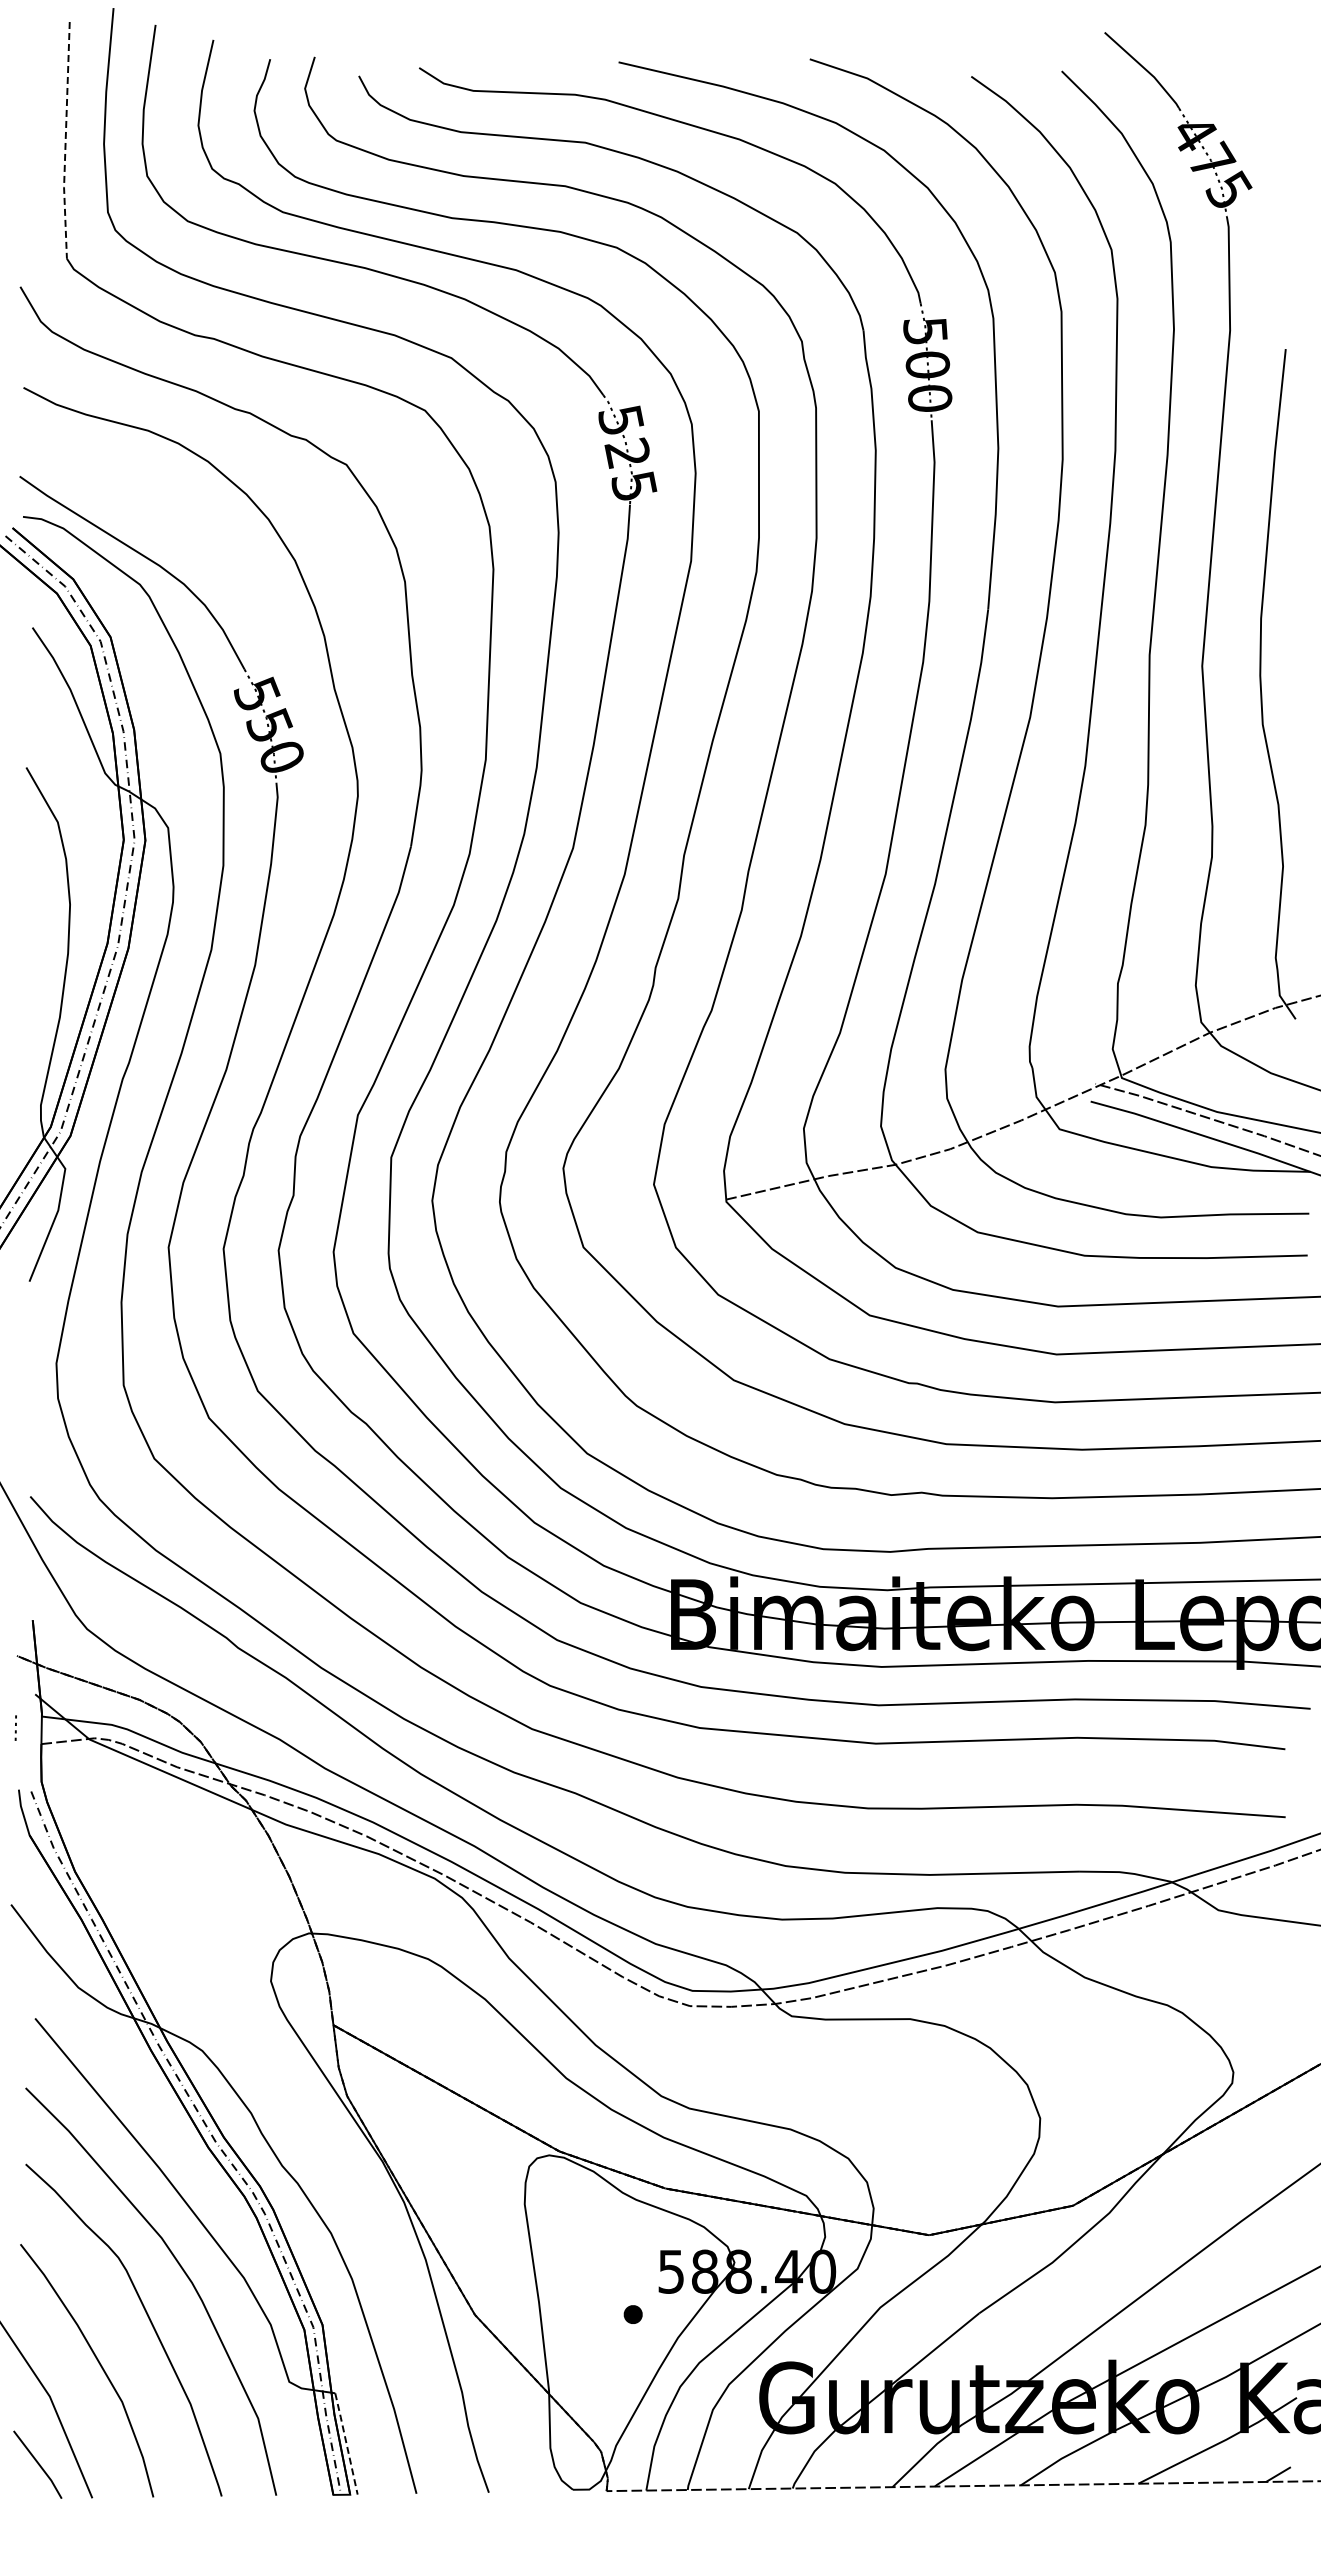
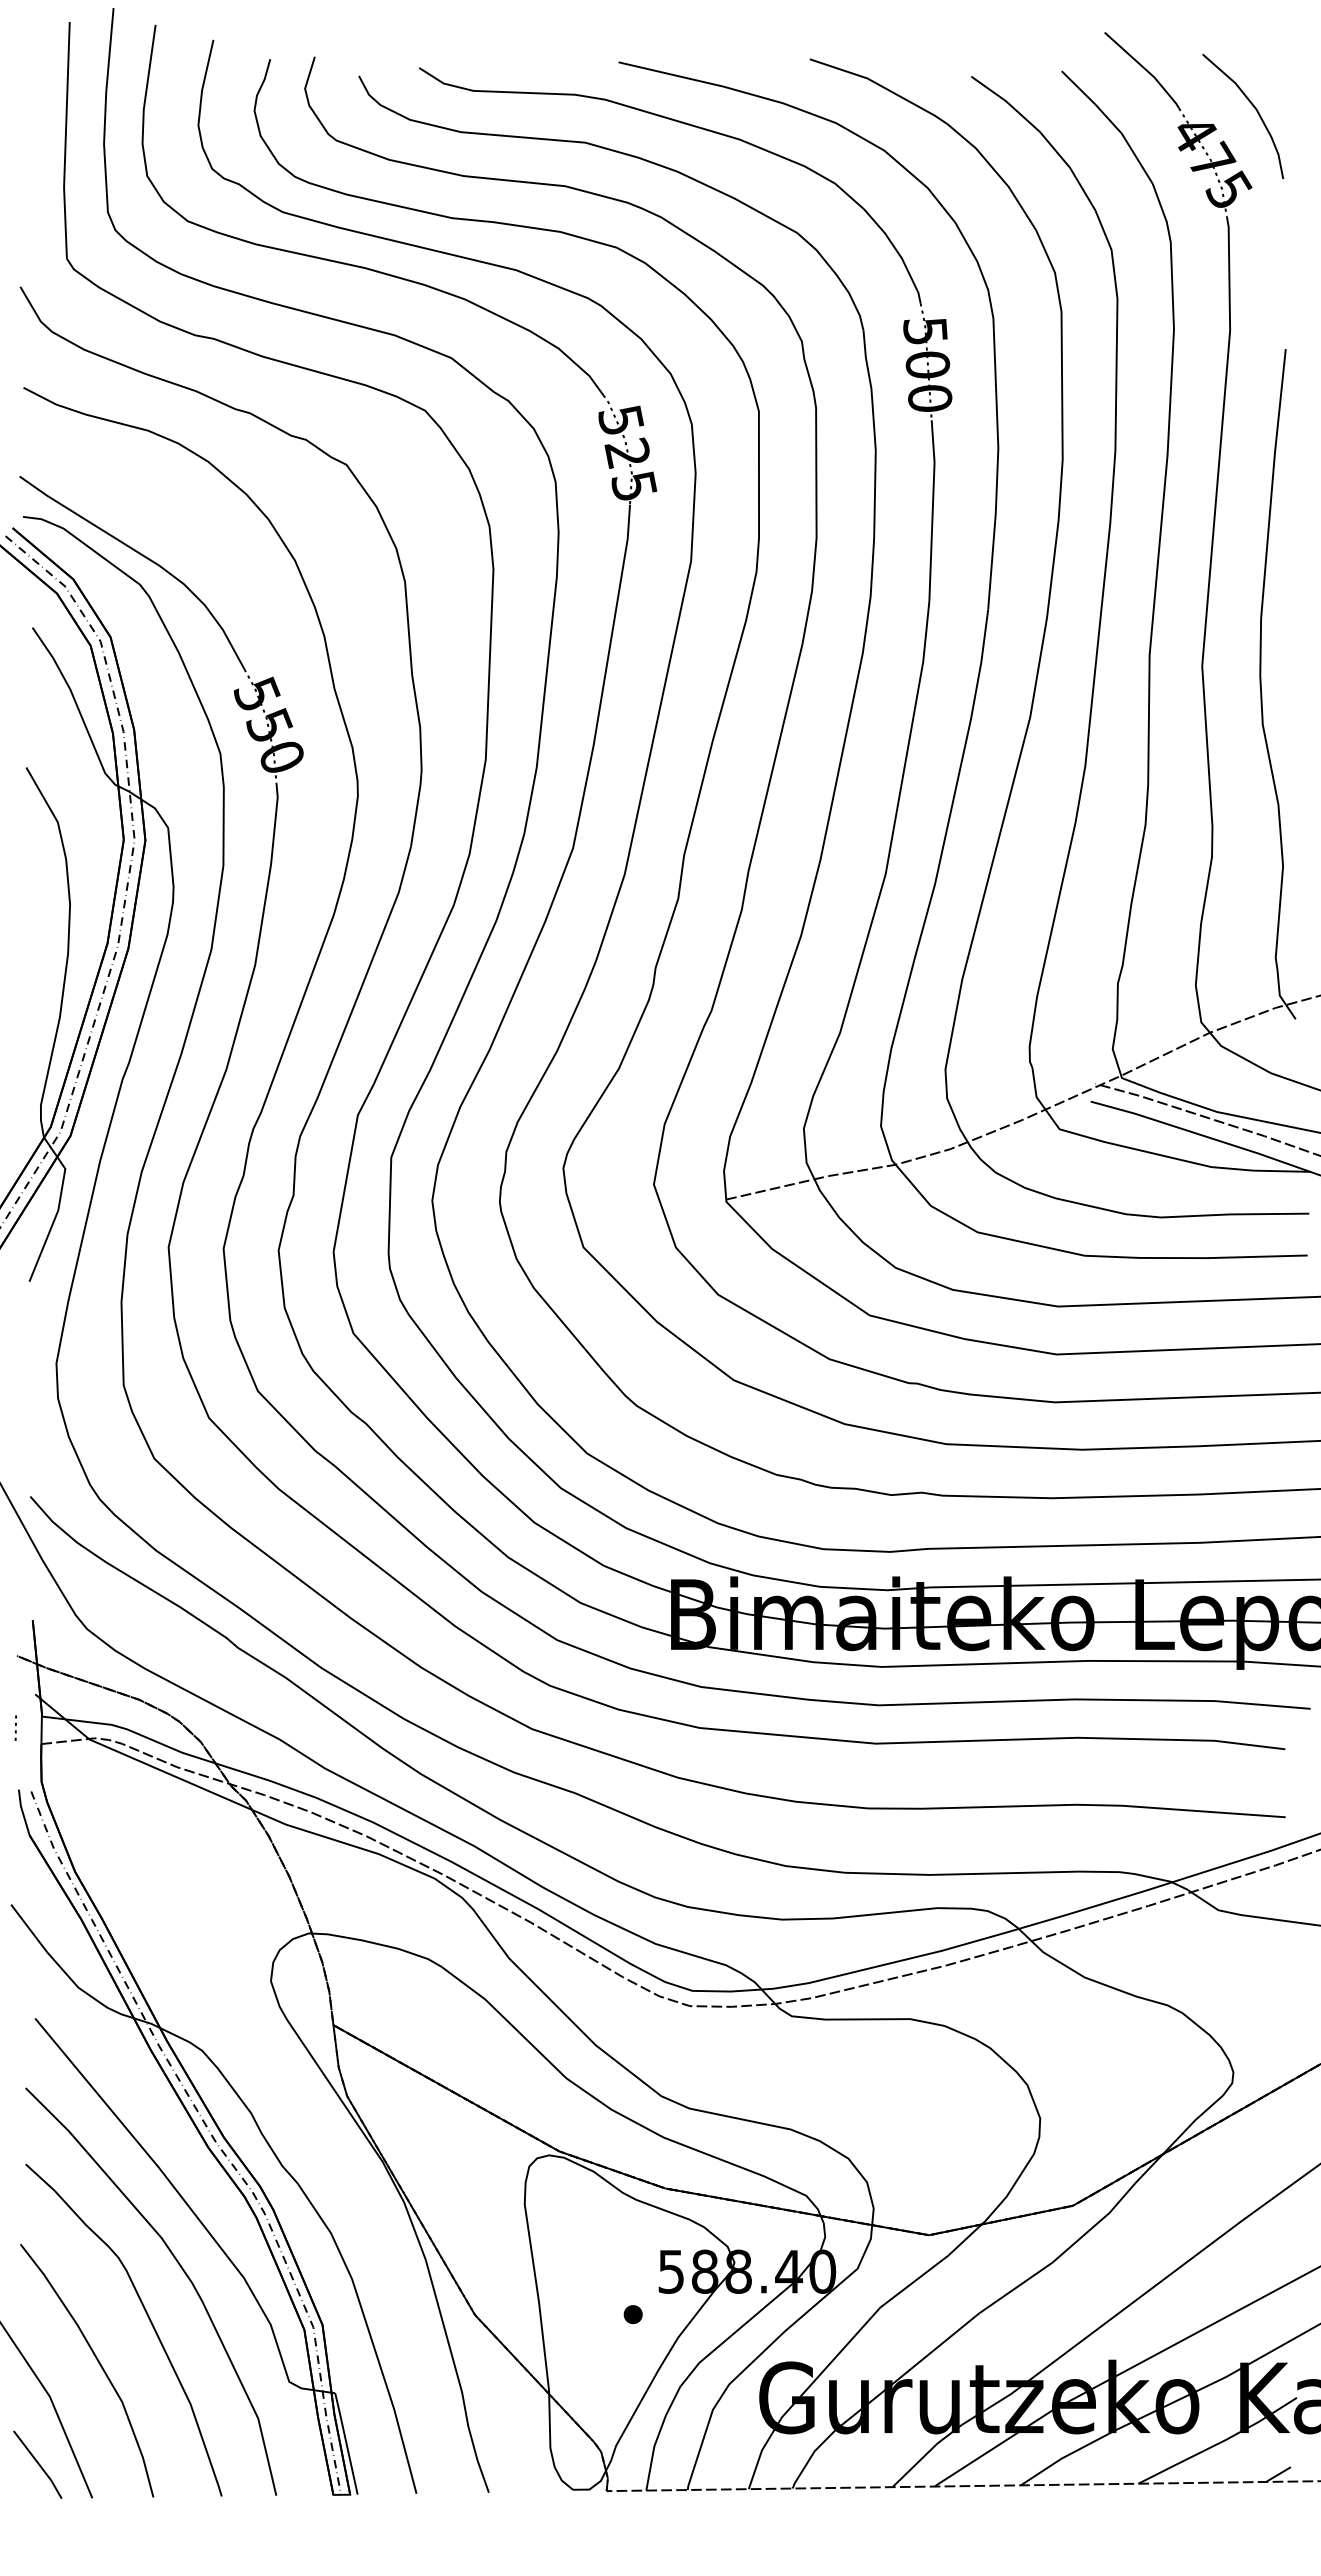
curve: none -> present (1252, 106)
line: dashed -> solid (65, 141)
line: dashed -> solid (346, 2443)
